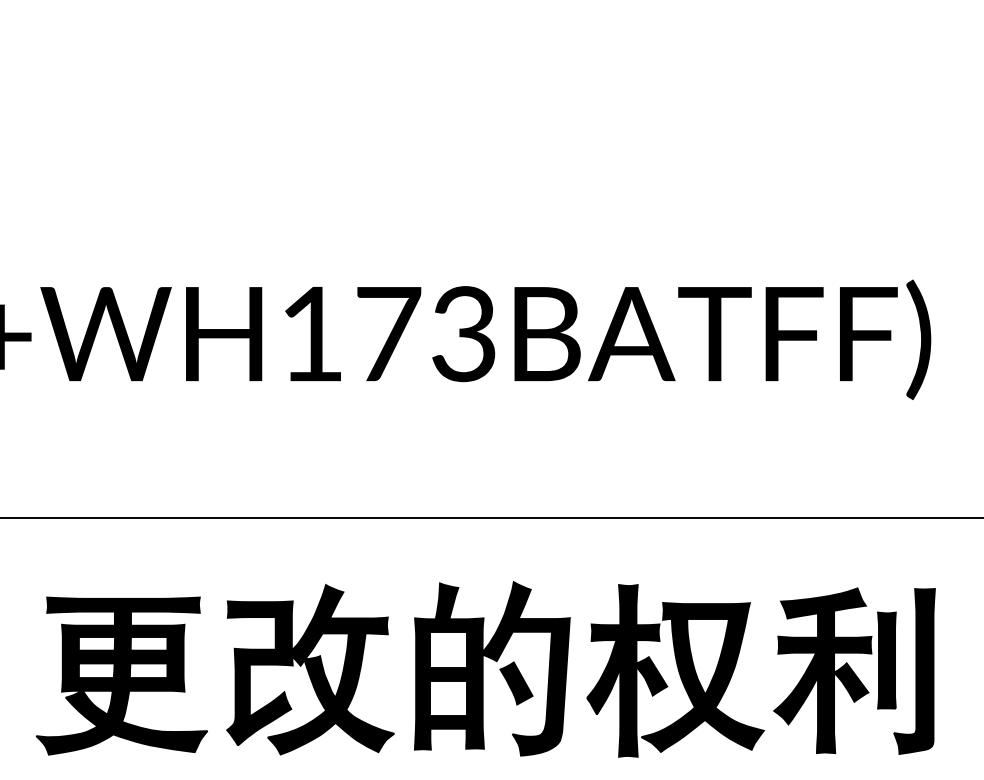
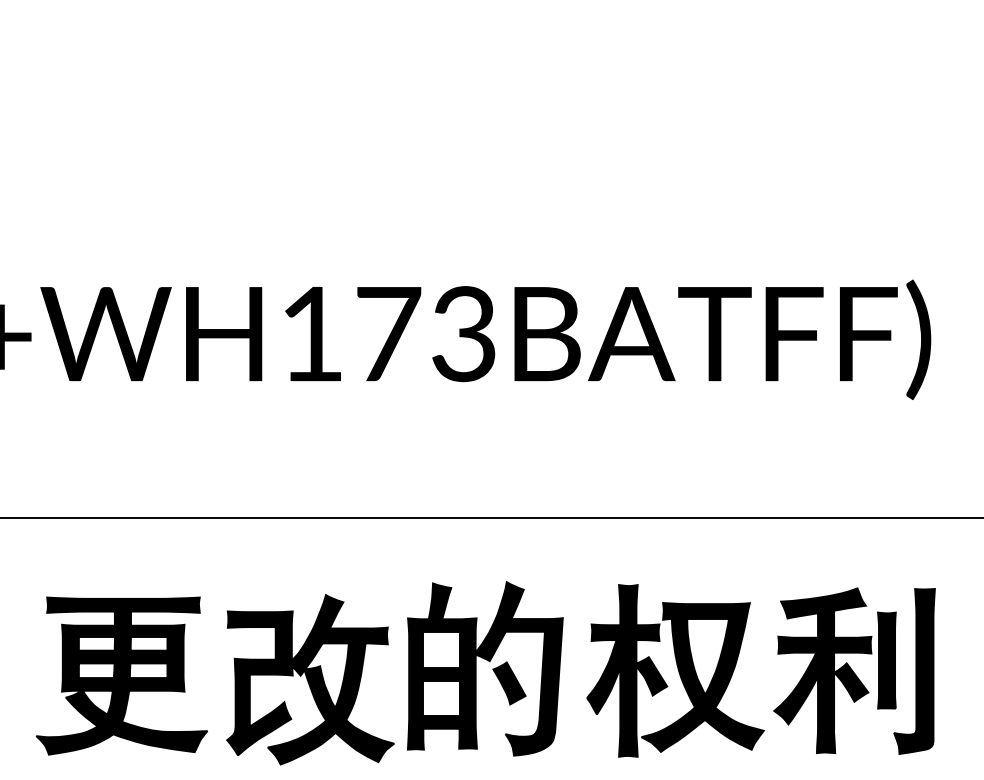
part position: (499, 668) -> (492, 668) (492, 668)
part position: (310, 669) -> (310, 679) (310, 679)
